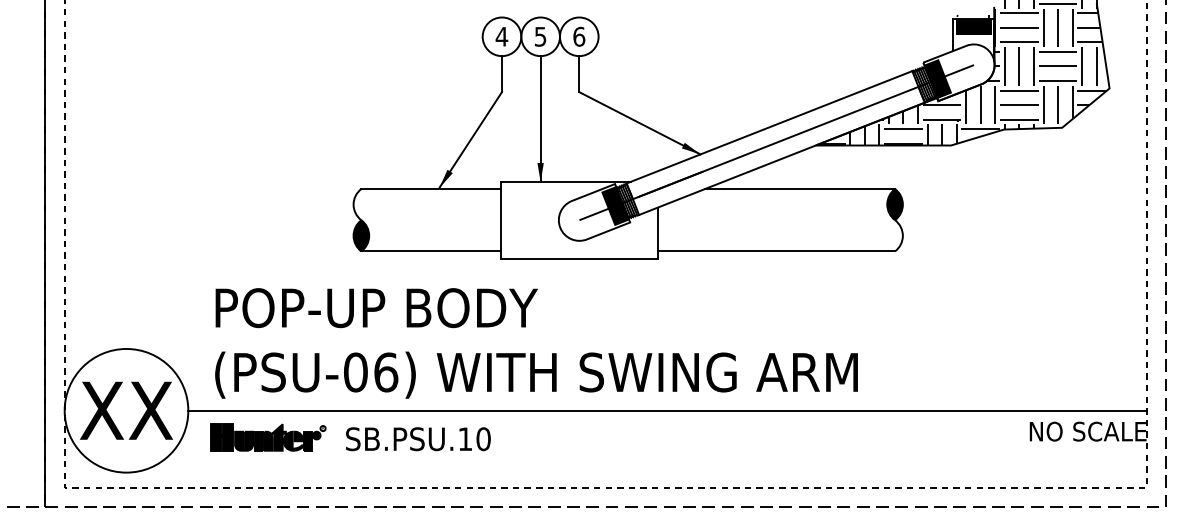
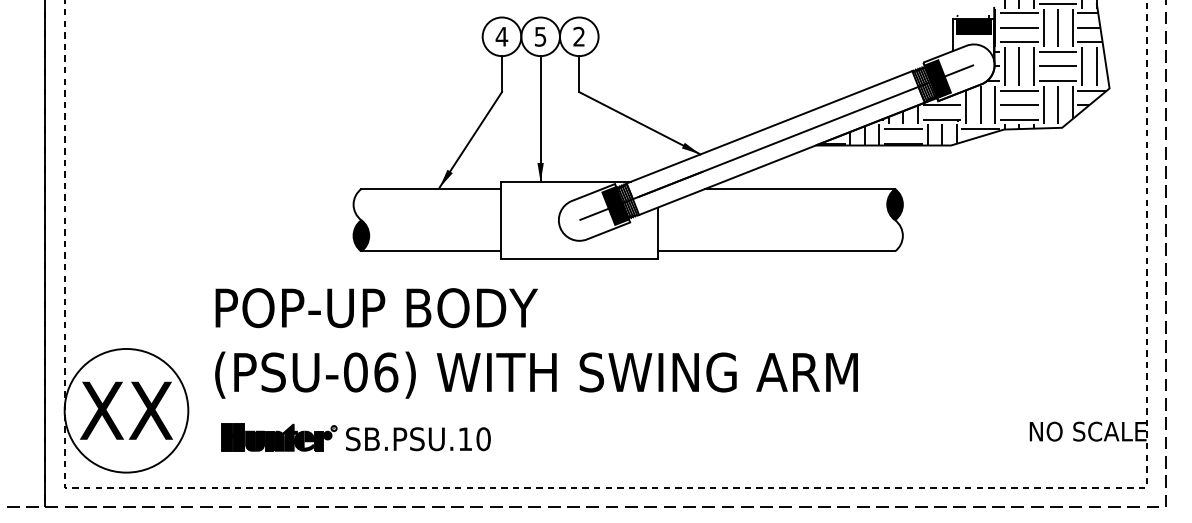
text: 6 -> 2 (579, 36)
line: present -> none (667, 410)
part position: (268, 437) -> (279, 437) (279, 437)
